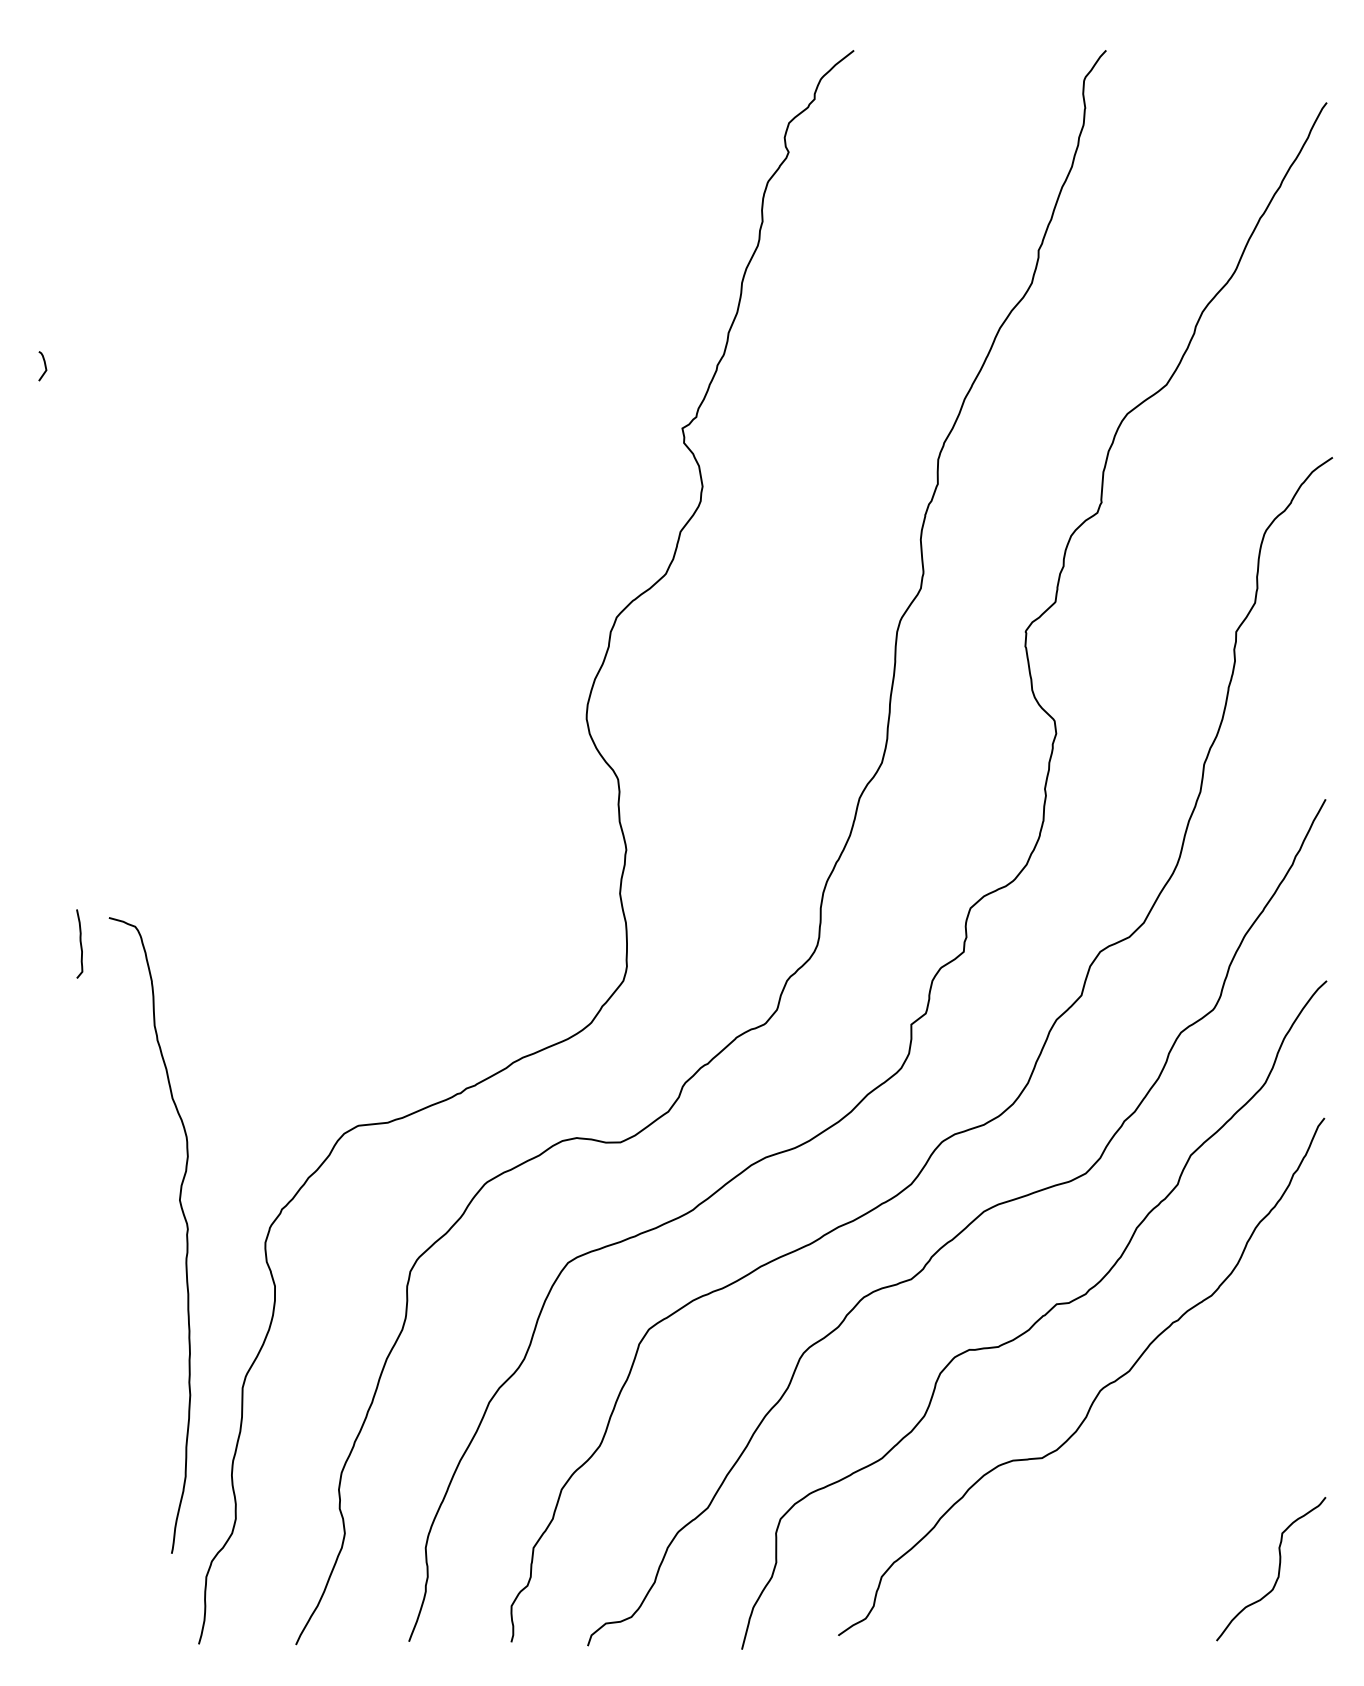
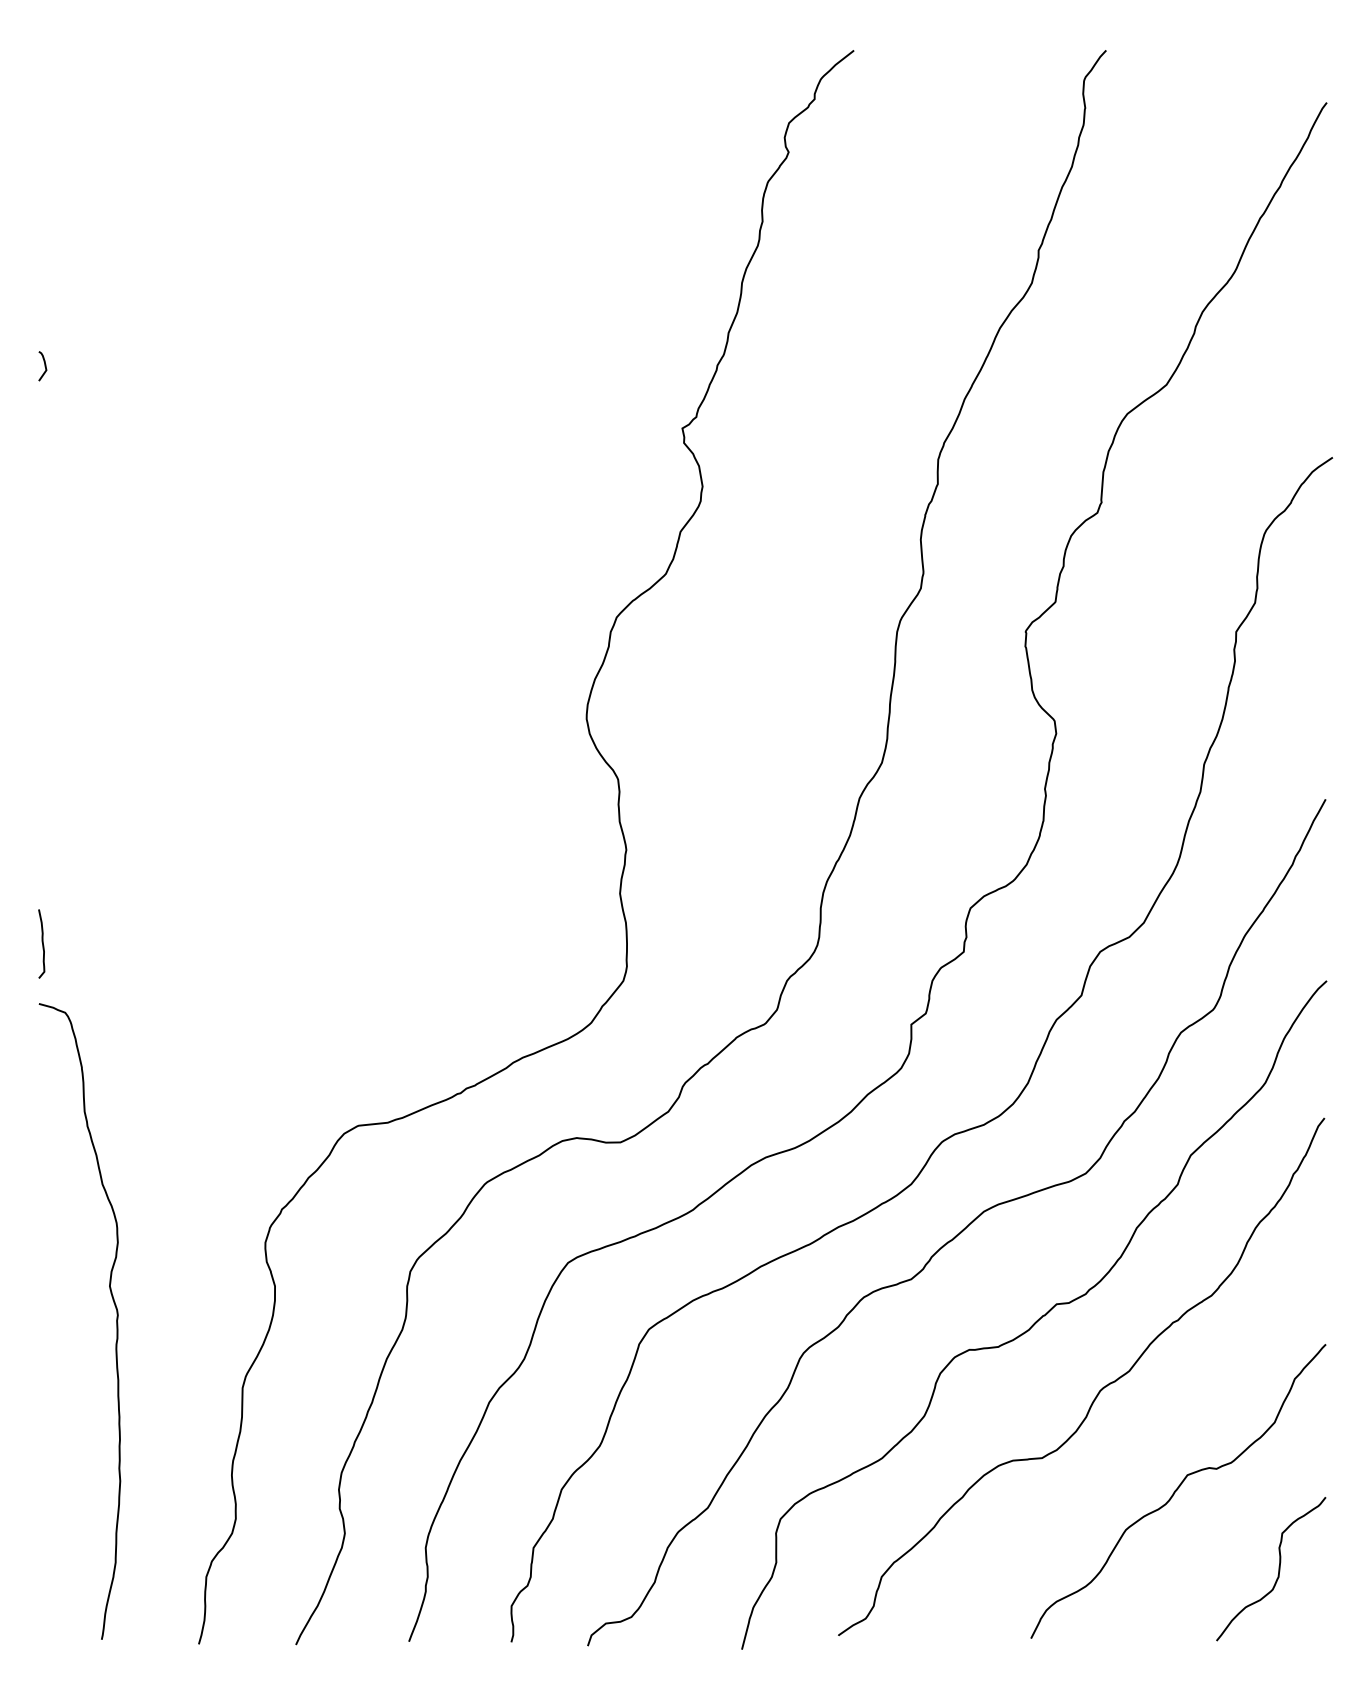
curve position: (79, 942) -> (41, 942) (41, 942)
curve position: (186, 1235) -> (116, 1321) (116, 1321)
curve: none -> present (1177, 1490)
